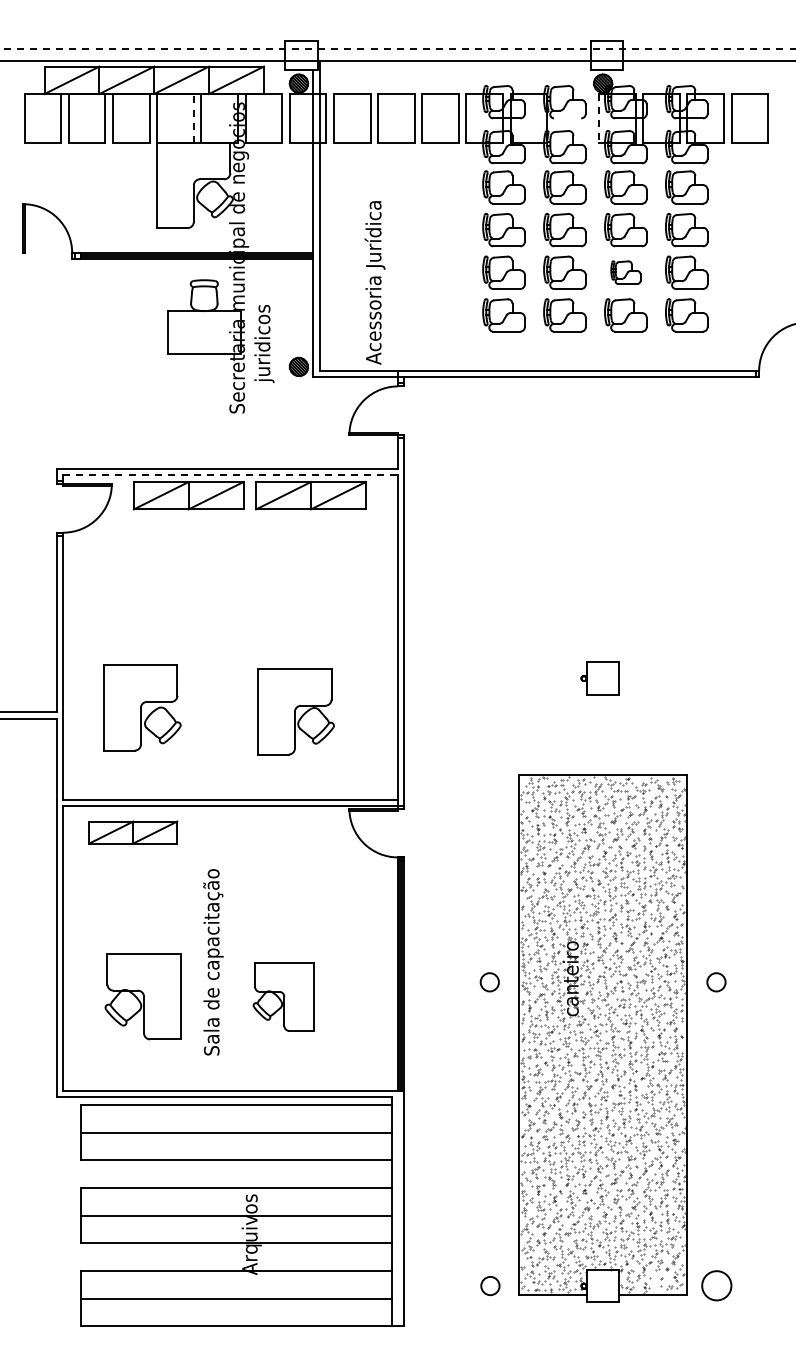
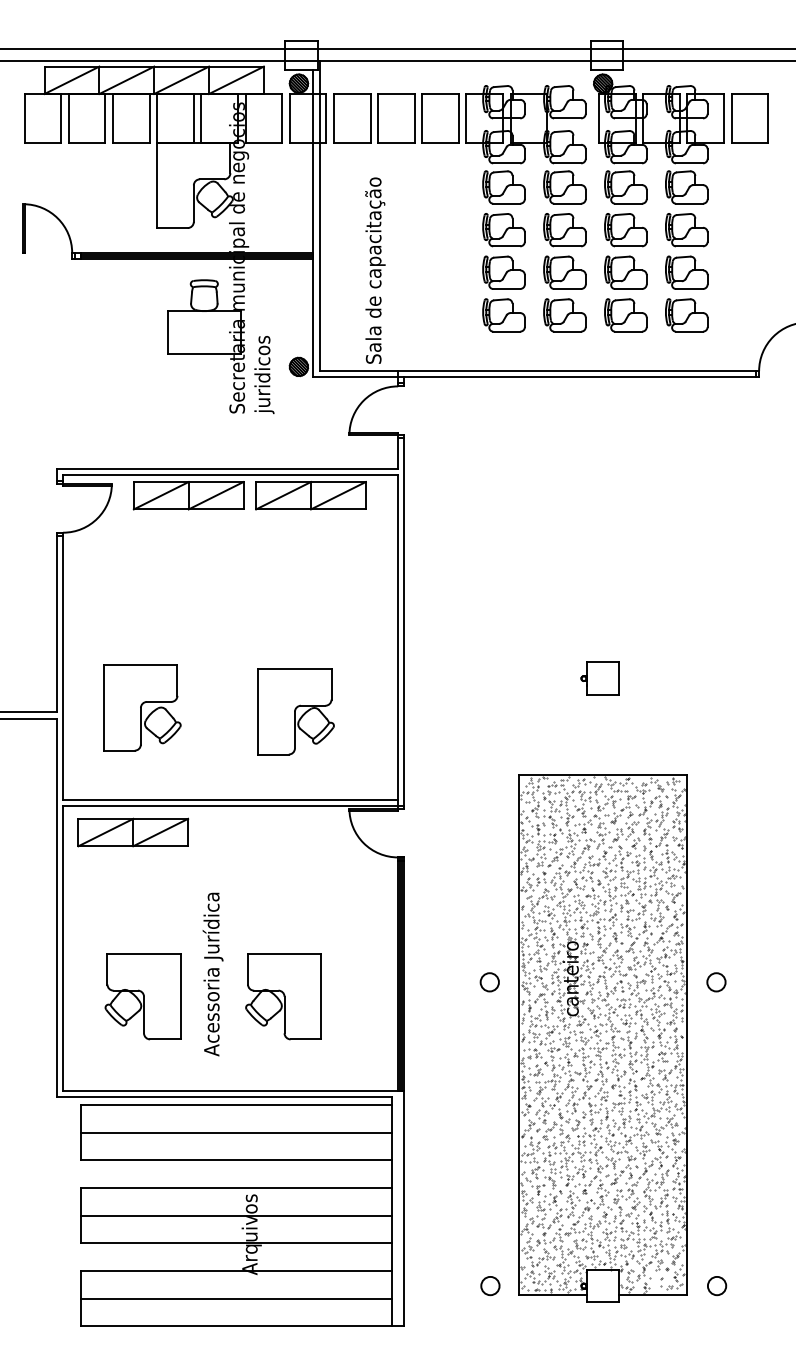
line: dashed -> solid (397, 49)
line: dashed -> solid (193, 117)
line: none -> present (567, 118)
line: dashed -> solid (599, 118)
text: Acessoria Jurídica -> Sala de capacitação (374, 270)
part size: 32x25 px -> 44x35 px (625, 272)
text position: (264, 344) -> (264, 375) (264, 375)
line: dashed -> solid (230, 474)
part size: 91x25 px -> 113x31 px (133, 832)
text: Sala de capacitação -> Acessoria Jurídica (212, 962)
part size: 63x70 px -> 77x88 px (283, 996)
circle size: 32x32 px -> 21x21 px (717, 1286)
